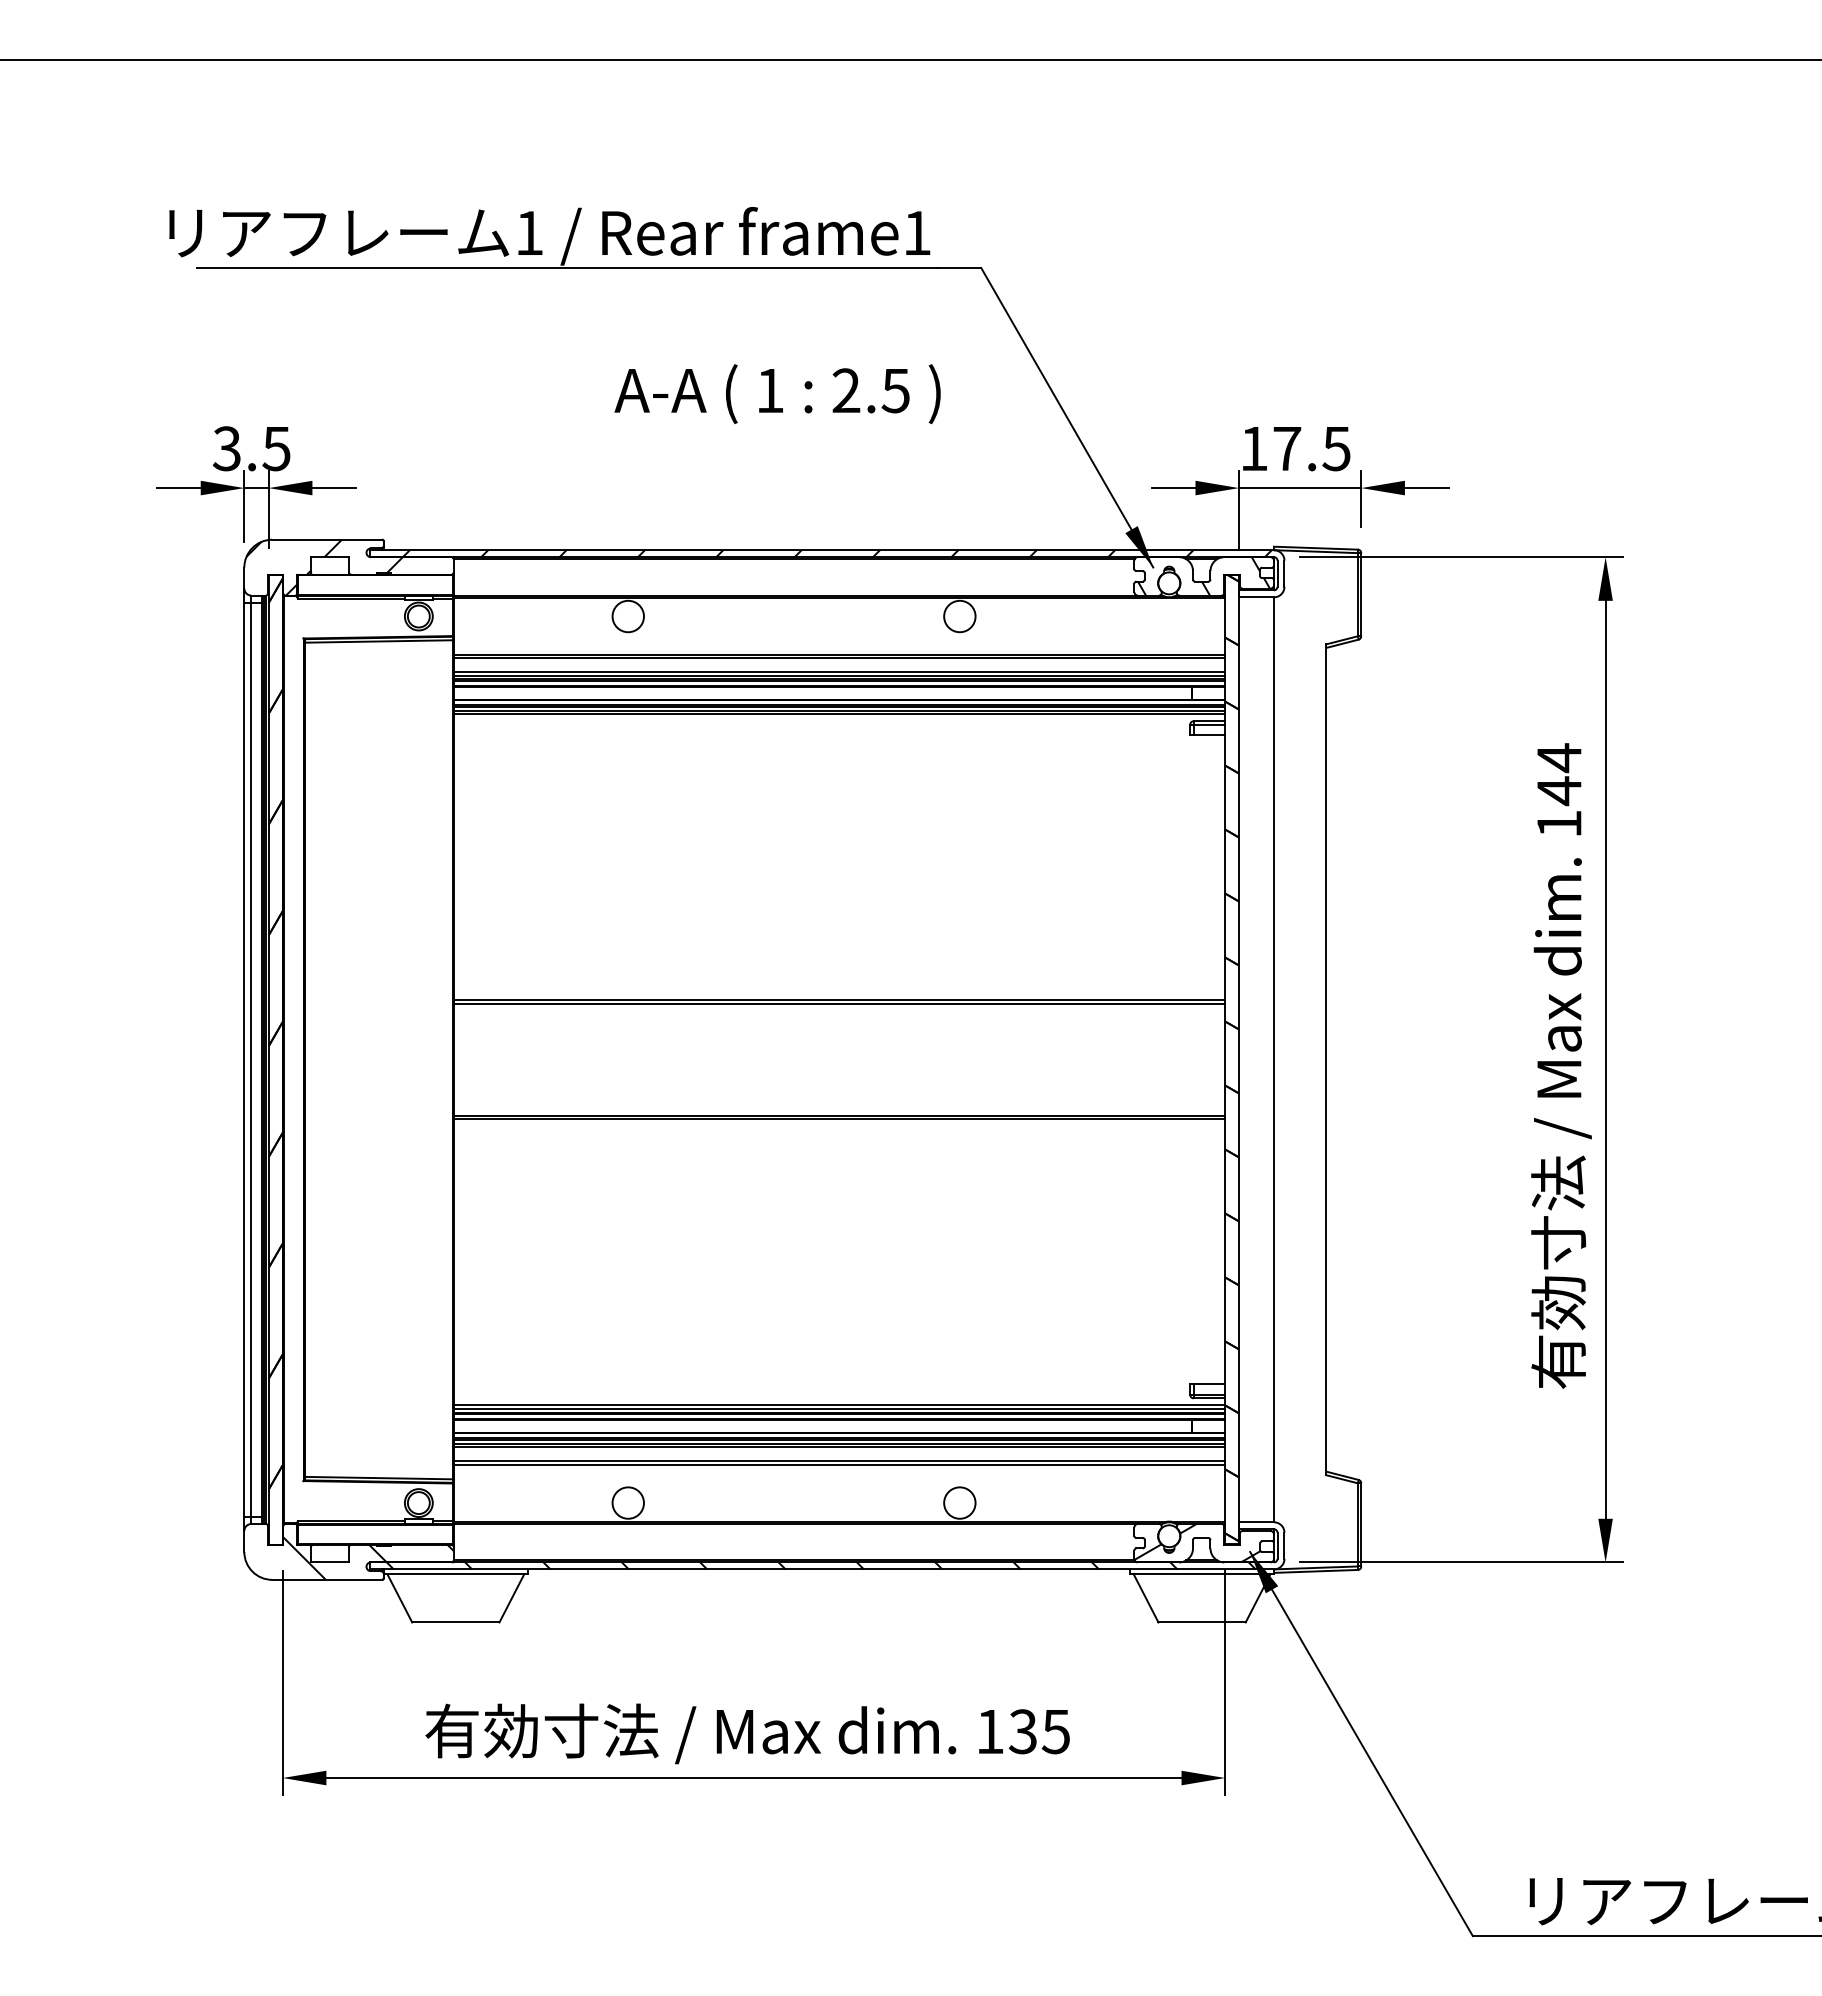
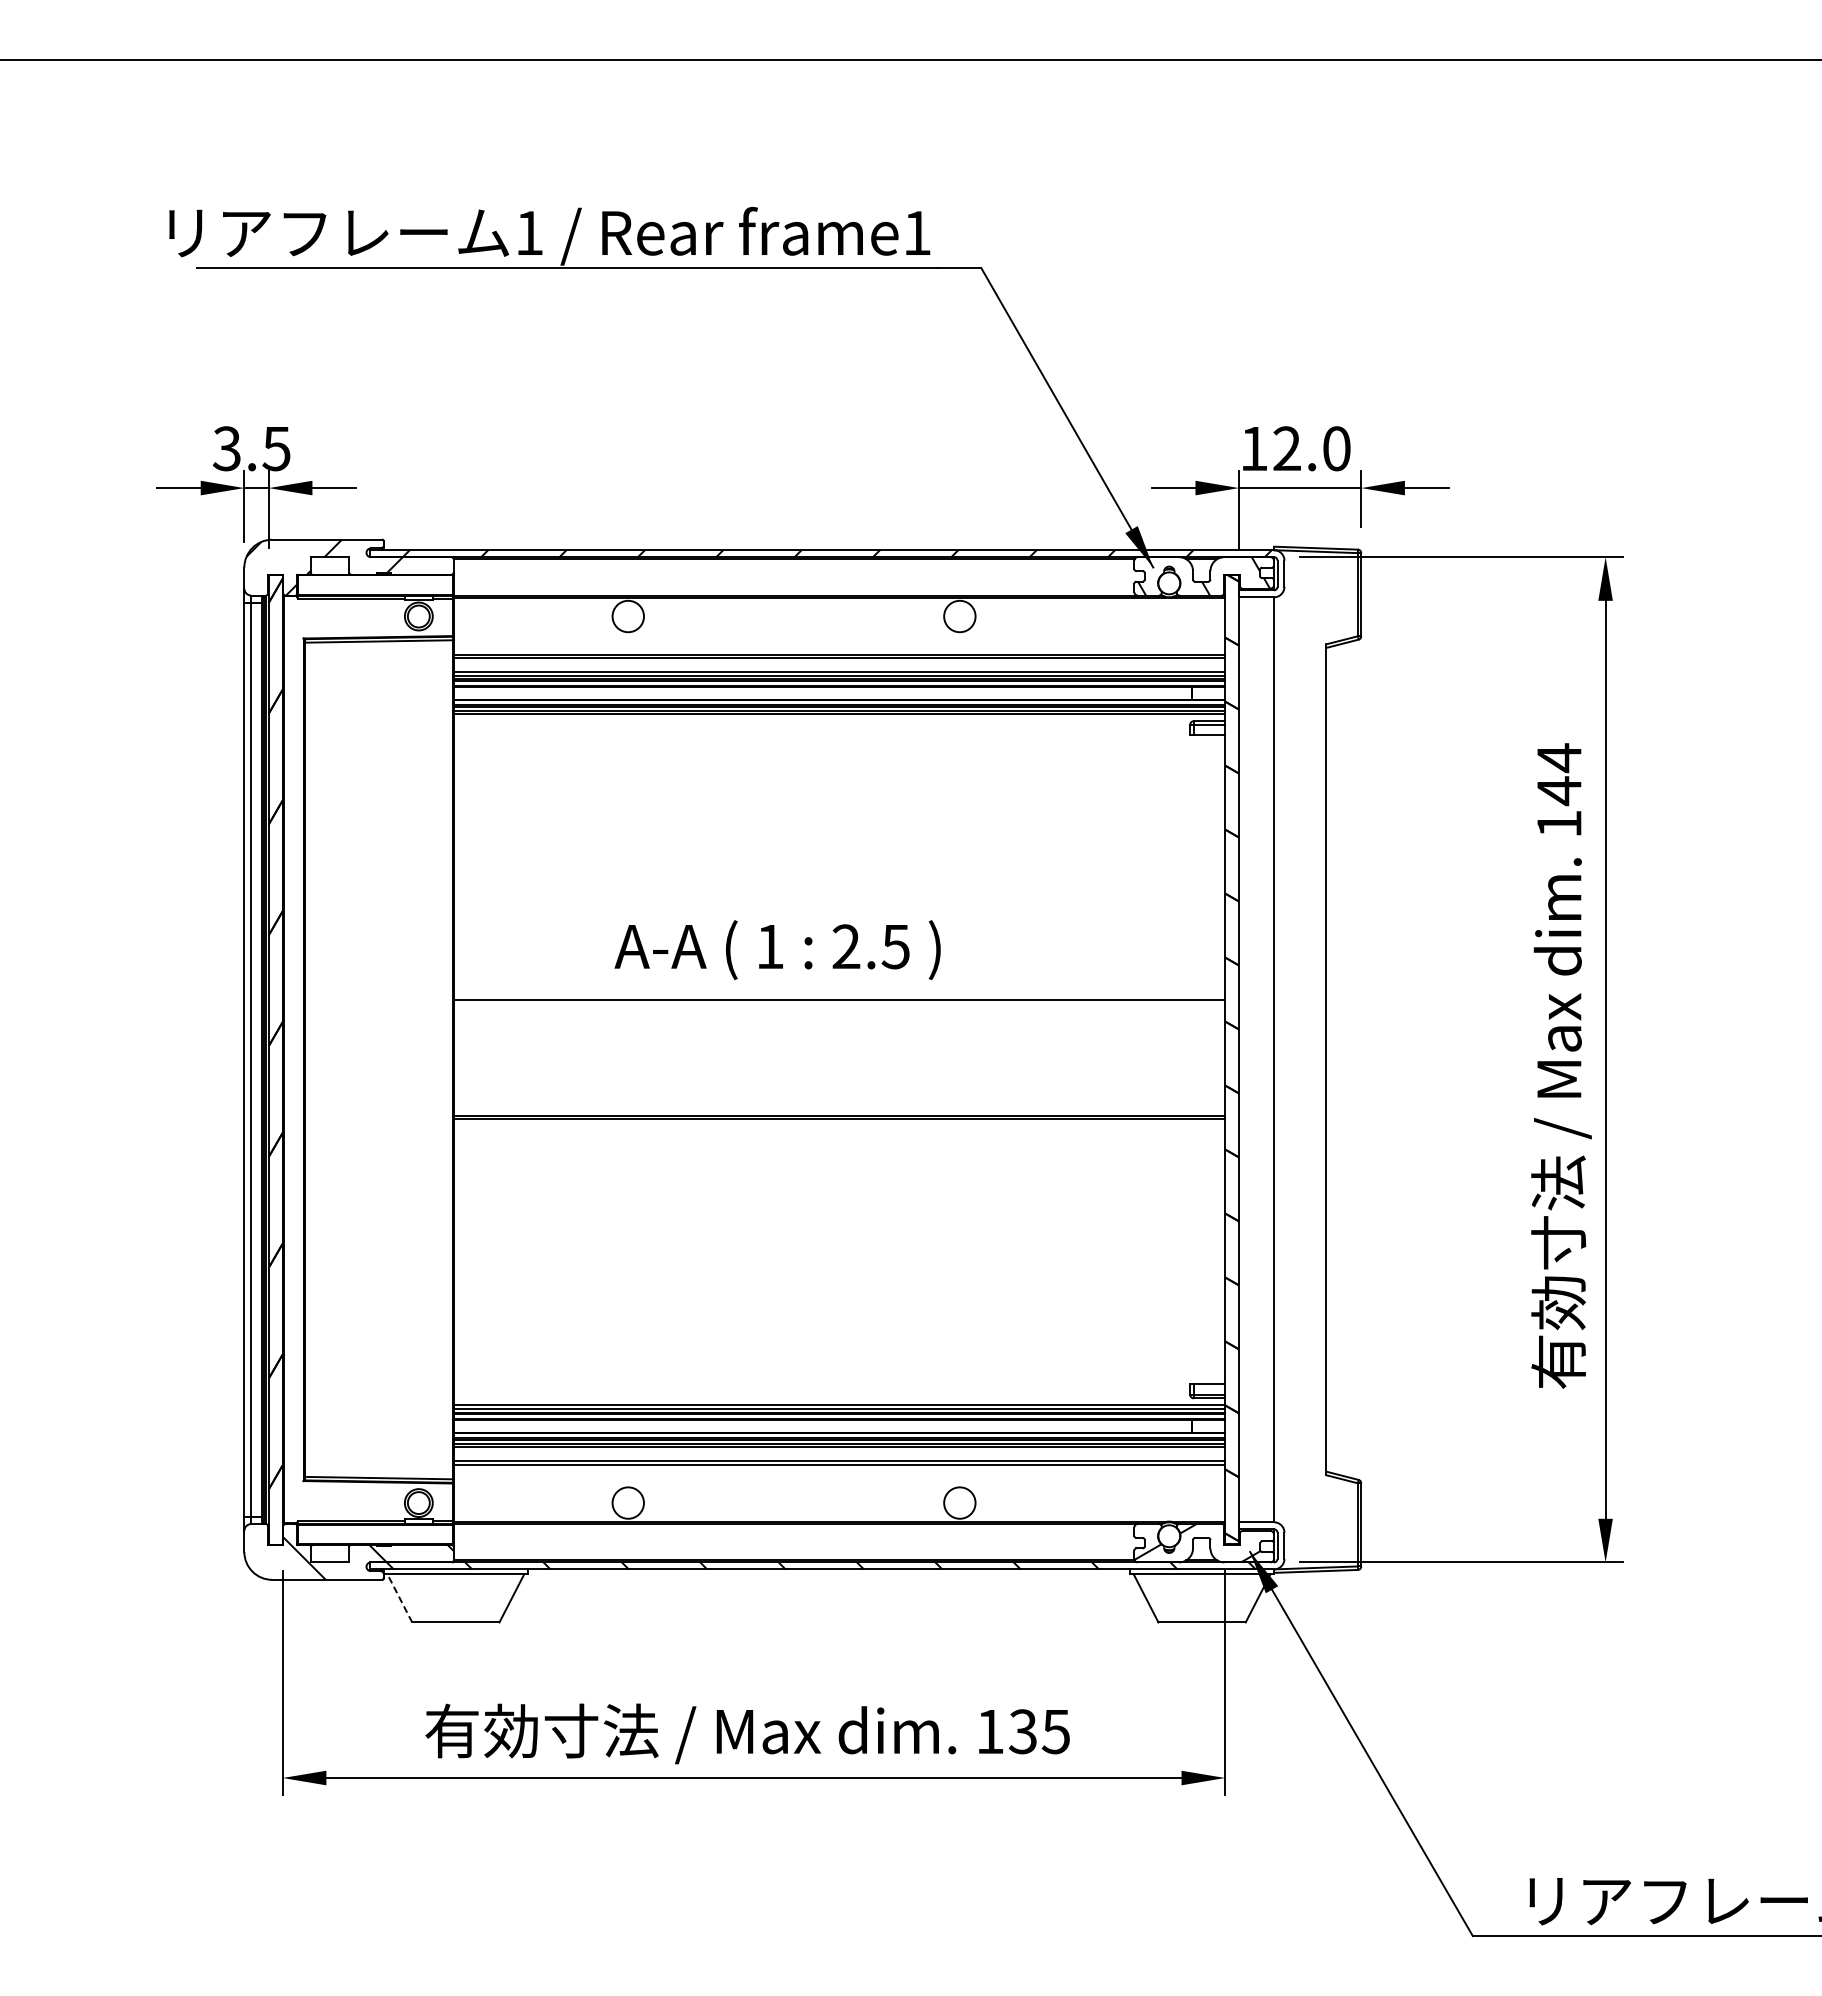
text position: (777, 393) -> (777, 949) (777, 949)
text: 17.5 -> 12.0 (1311, 448)
line: present -> none (839, 1003)
line: solid -> dashed (399, 1597)
